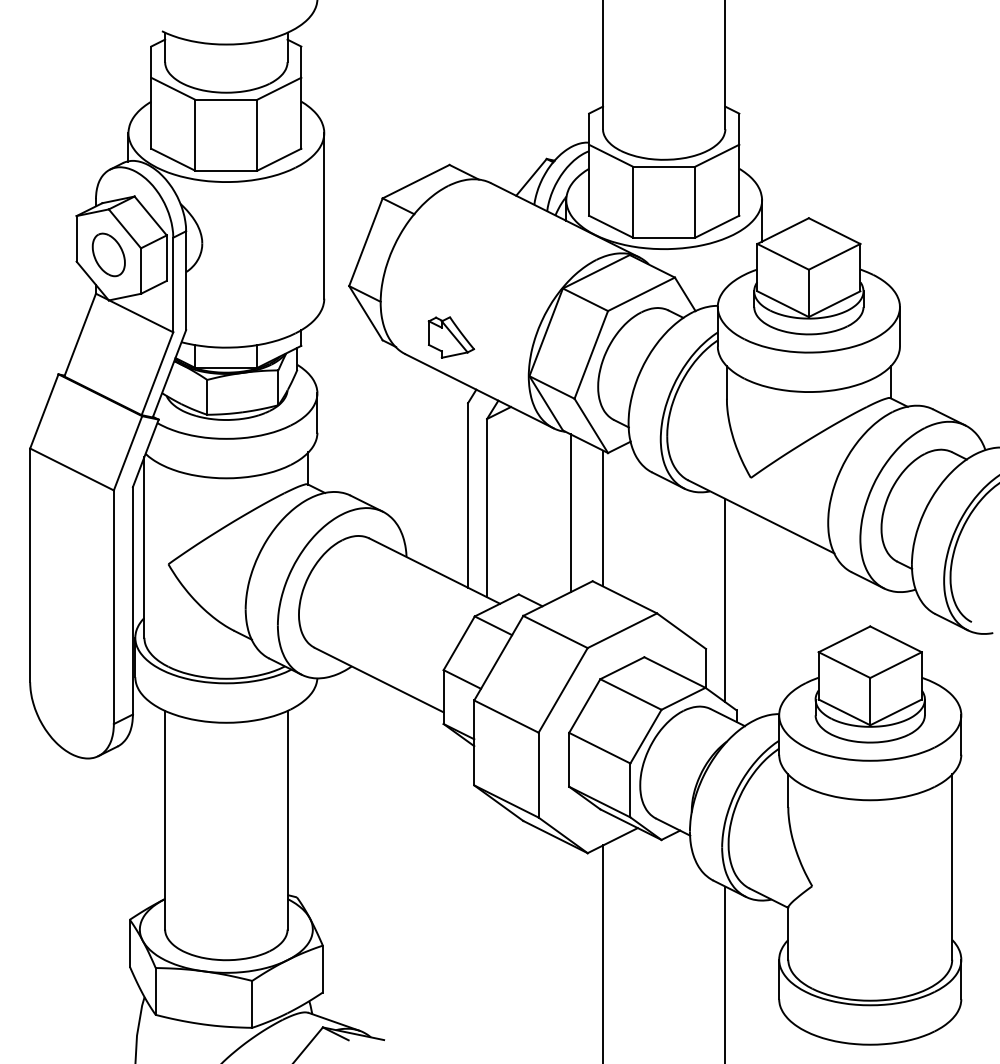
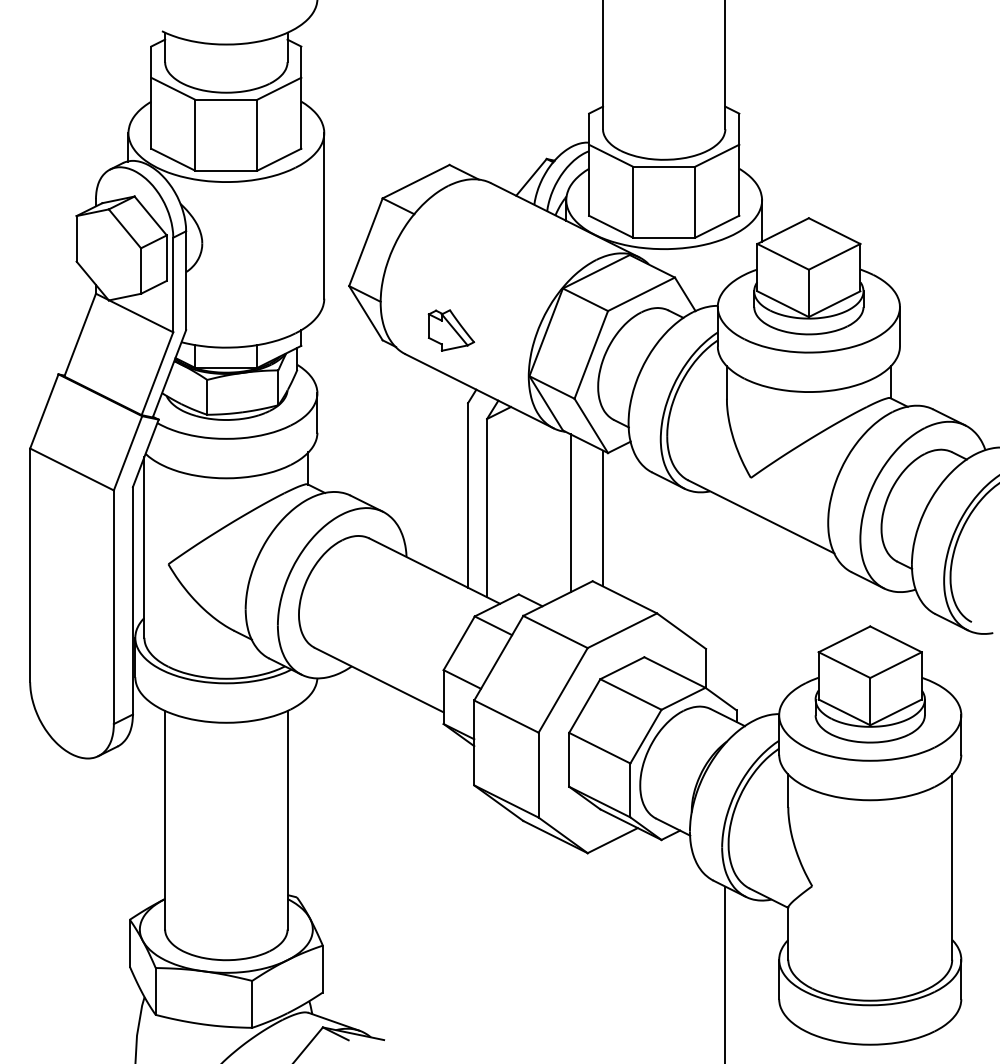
part: present -> none (108, 254)
part position: (451, 337) -> (451, 330) (451, 330)
line: present -> none (725, 600)
line: present -> none (603, 952)
